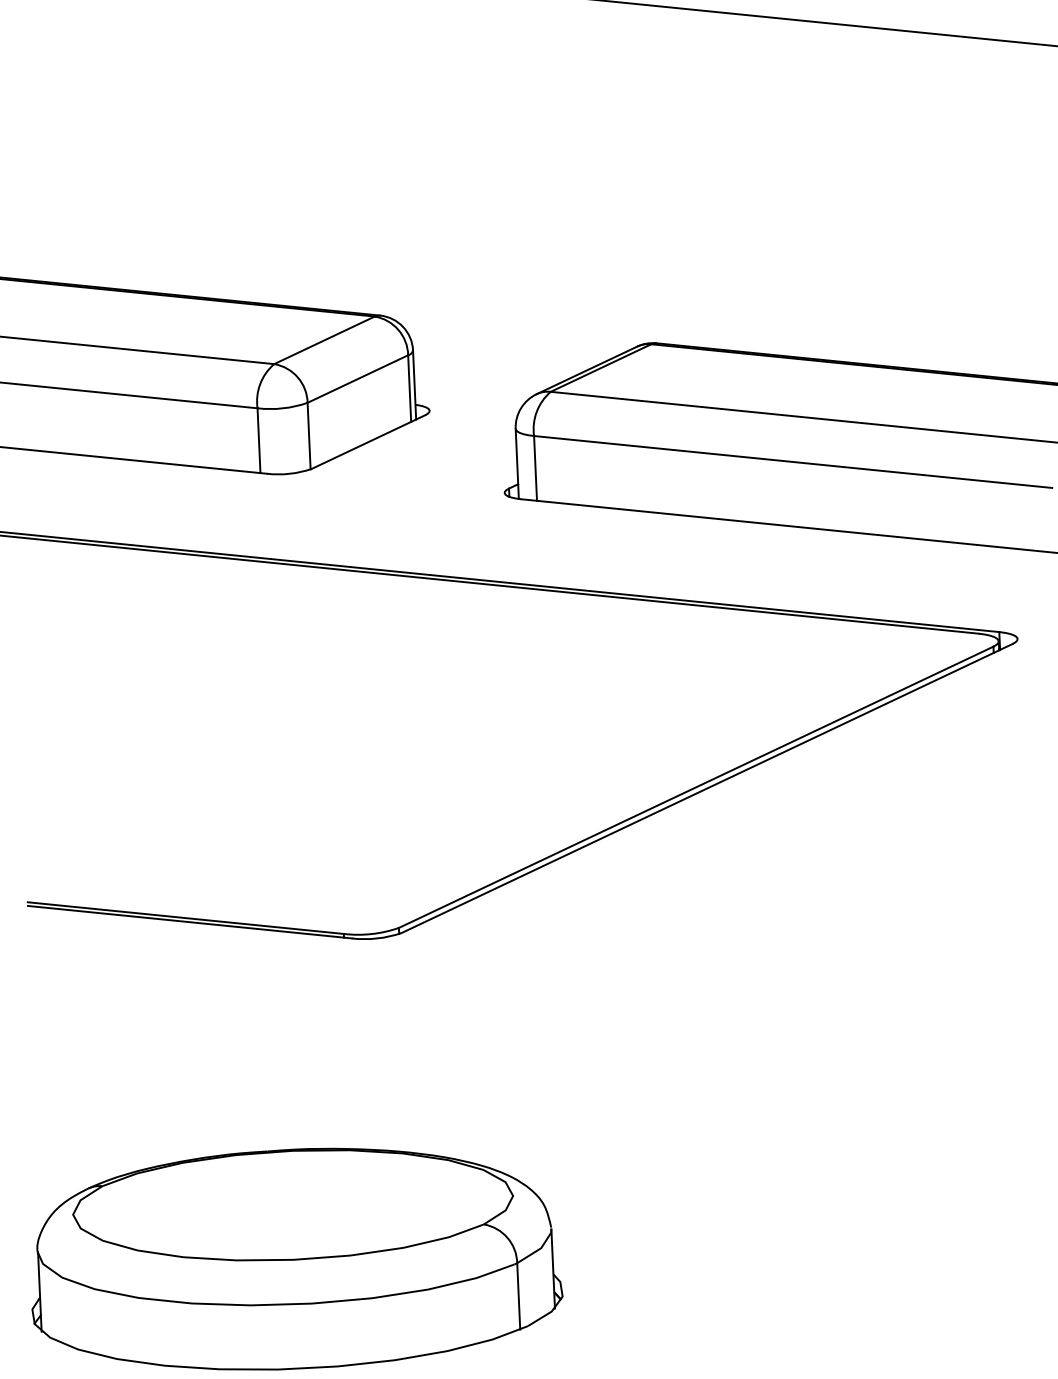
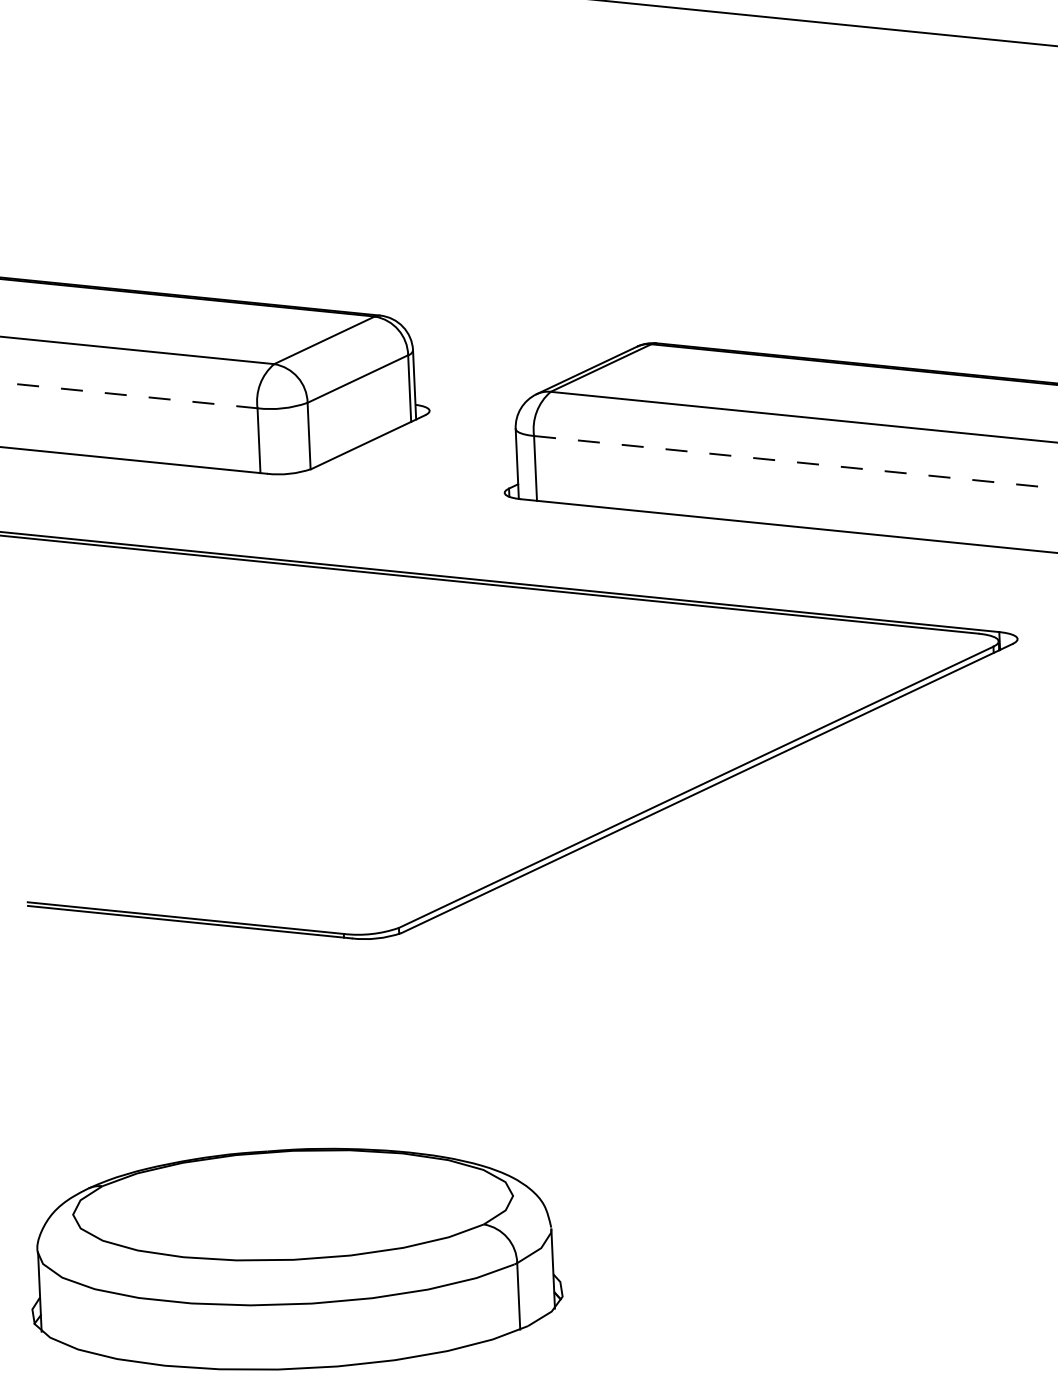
line: solid -> dashed (129, 395)
line: solid -> dashed (793, 462)
